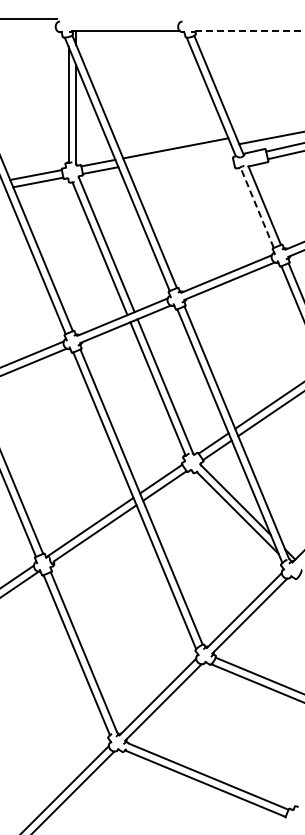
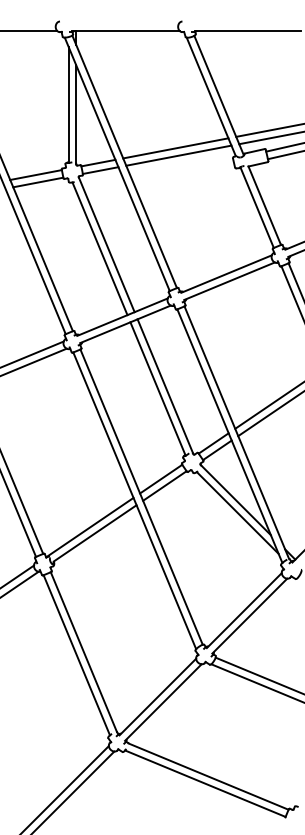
line position: (29, 18) -> (29, 30) (29, 30)
line: dashed -> solid (248, 30)
line: none -> present (268, 130)
line: none -> present (178, 155)
line: dashed -> solid (257, 207)
